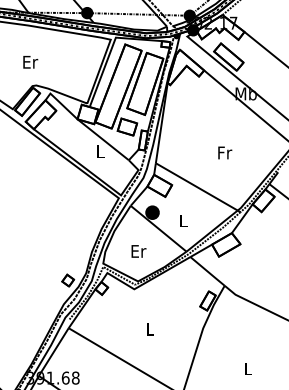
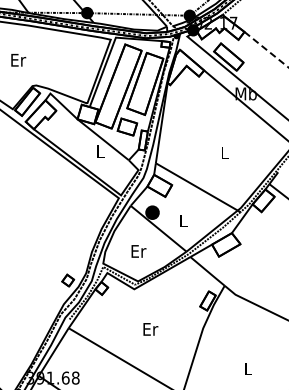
line: solid -> dashed (266, 50)
text position: (30, 62) -> (18, 60) (18, 60)
text: Fr -> L (225, 152)
text: L -> Er (150, 329)
